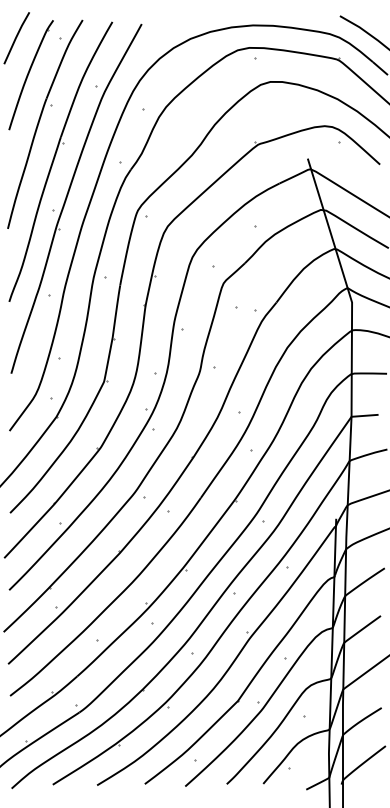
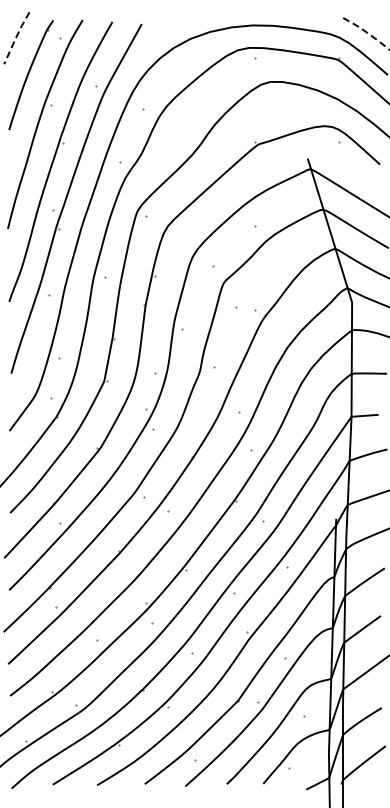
line: solid -> dashed (365, 31)
line: solid -> dashed (15, 37)
